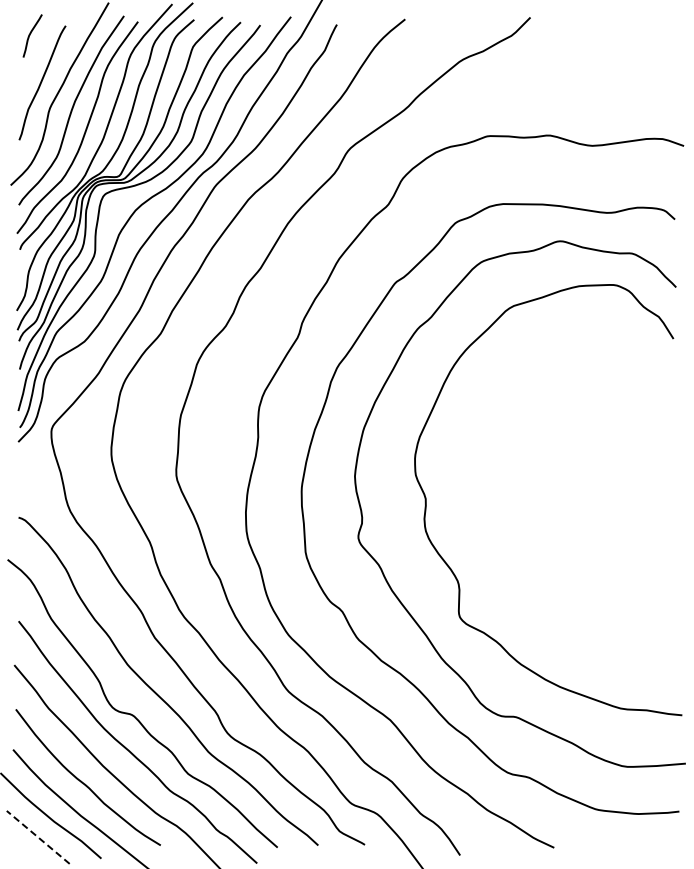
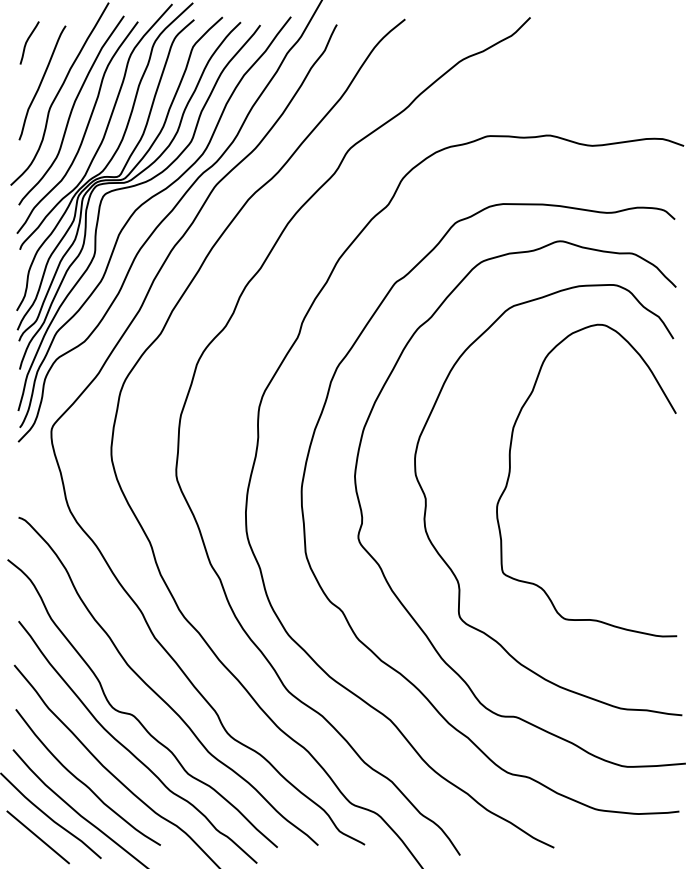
curve position: (30, 35) -> (27, 42) (27, 42)
curve: none -> present (510, 474)
line: dashed -> solid (37, 837)
